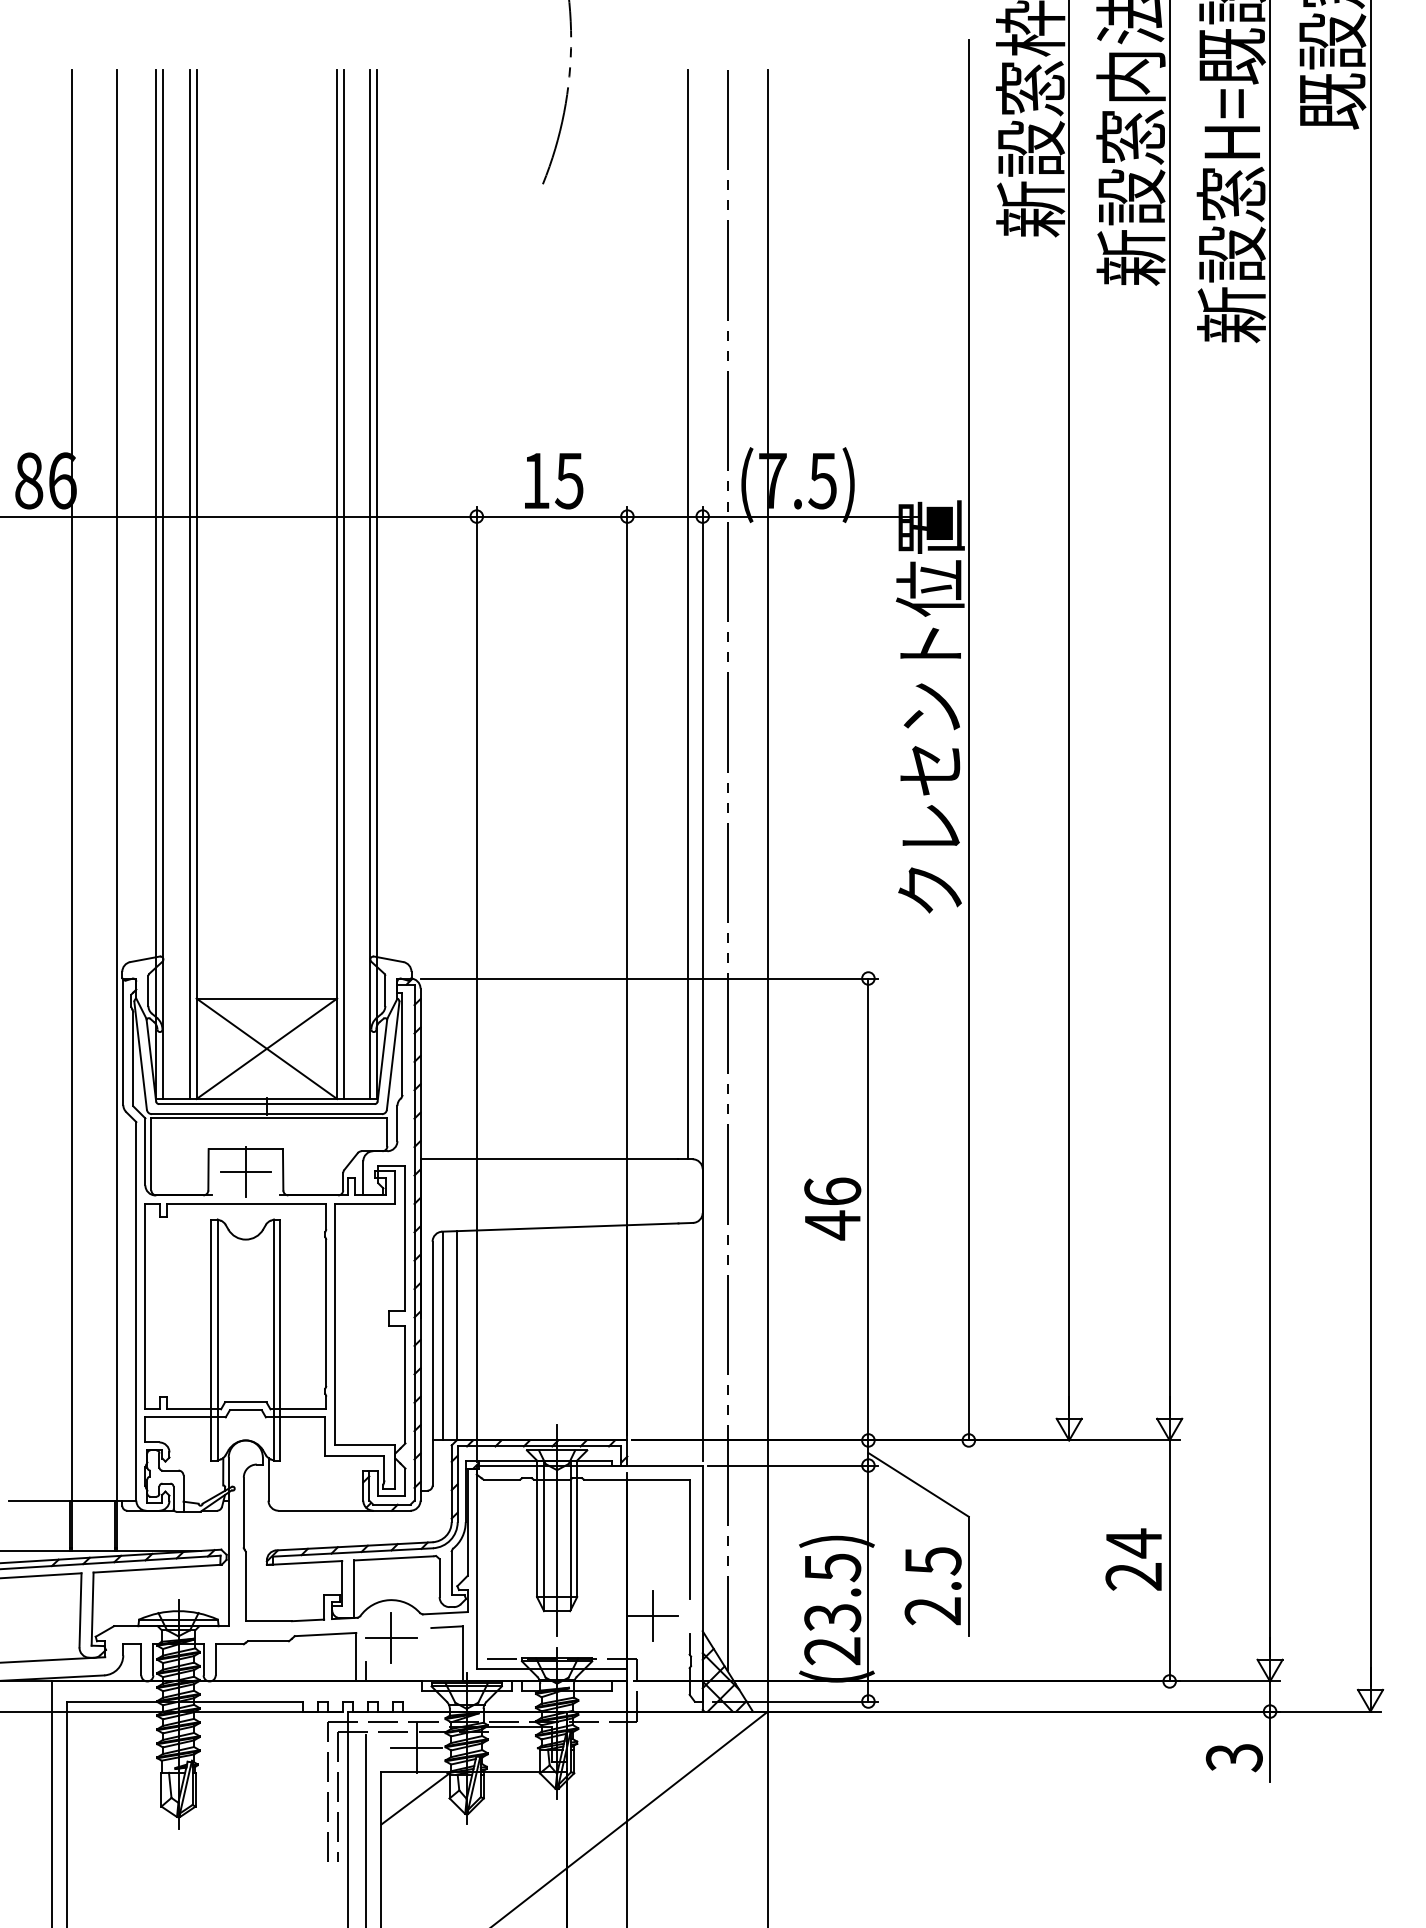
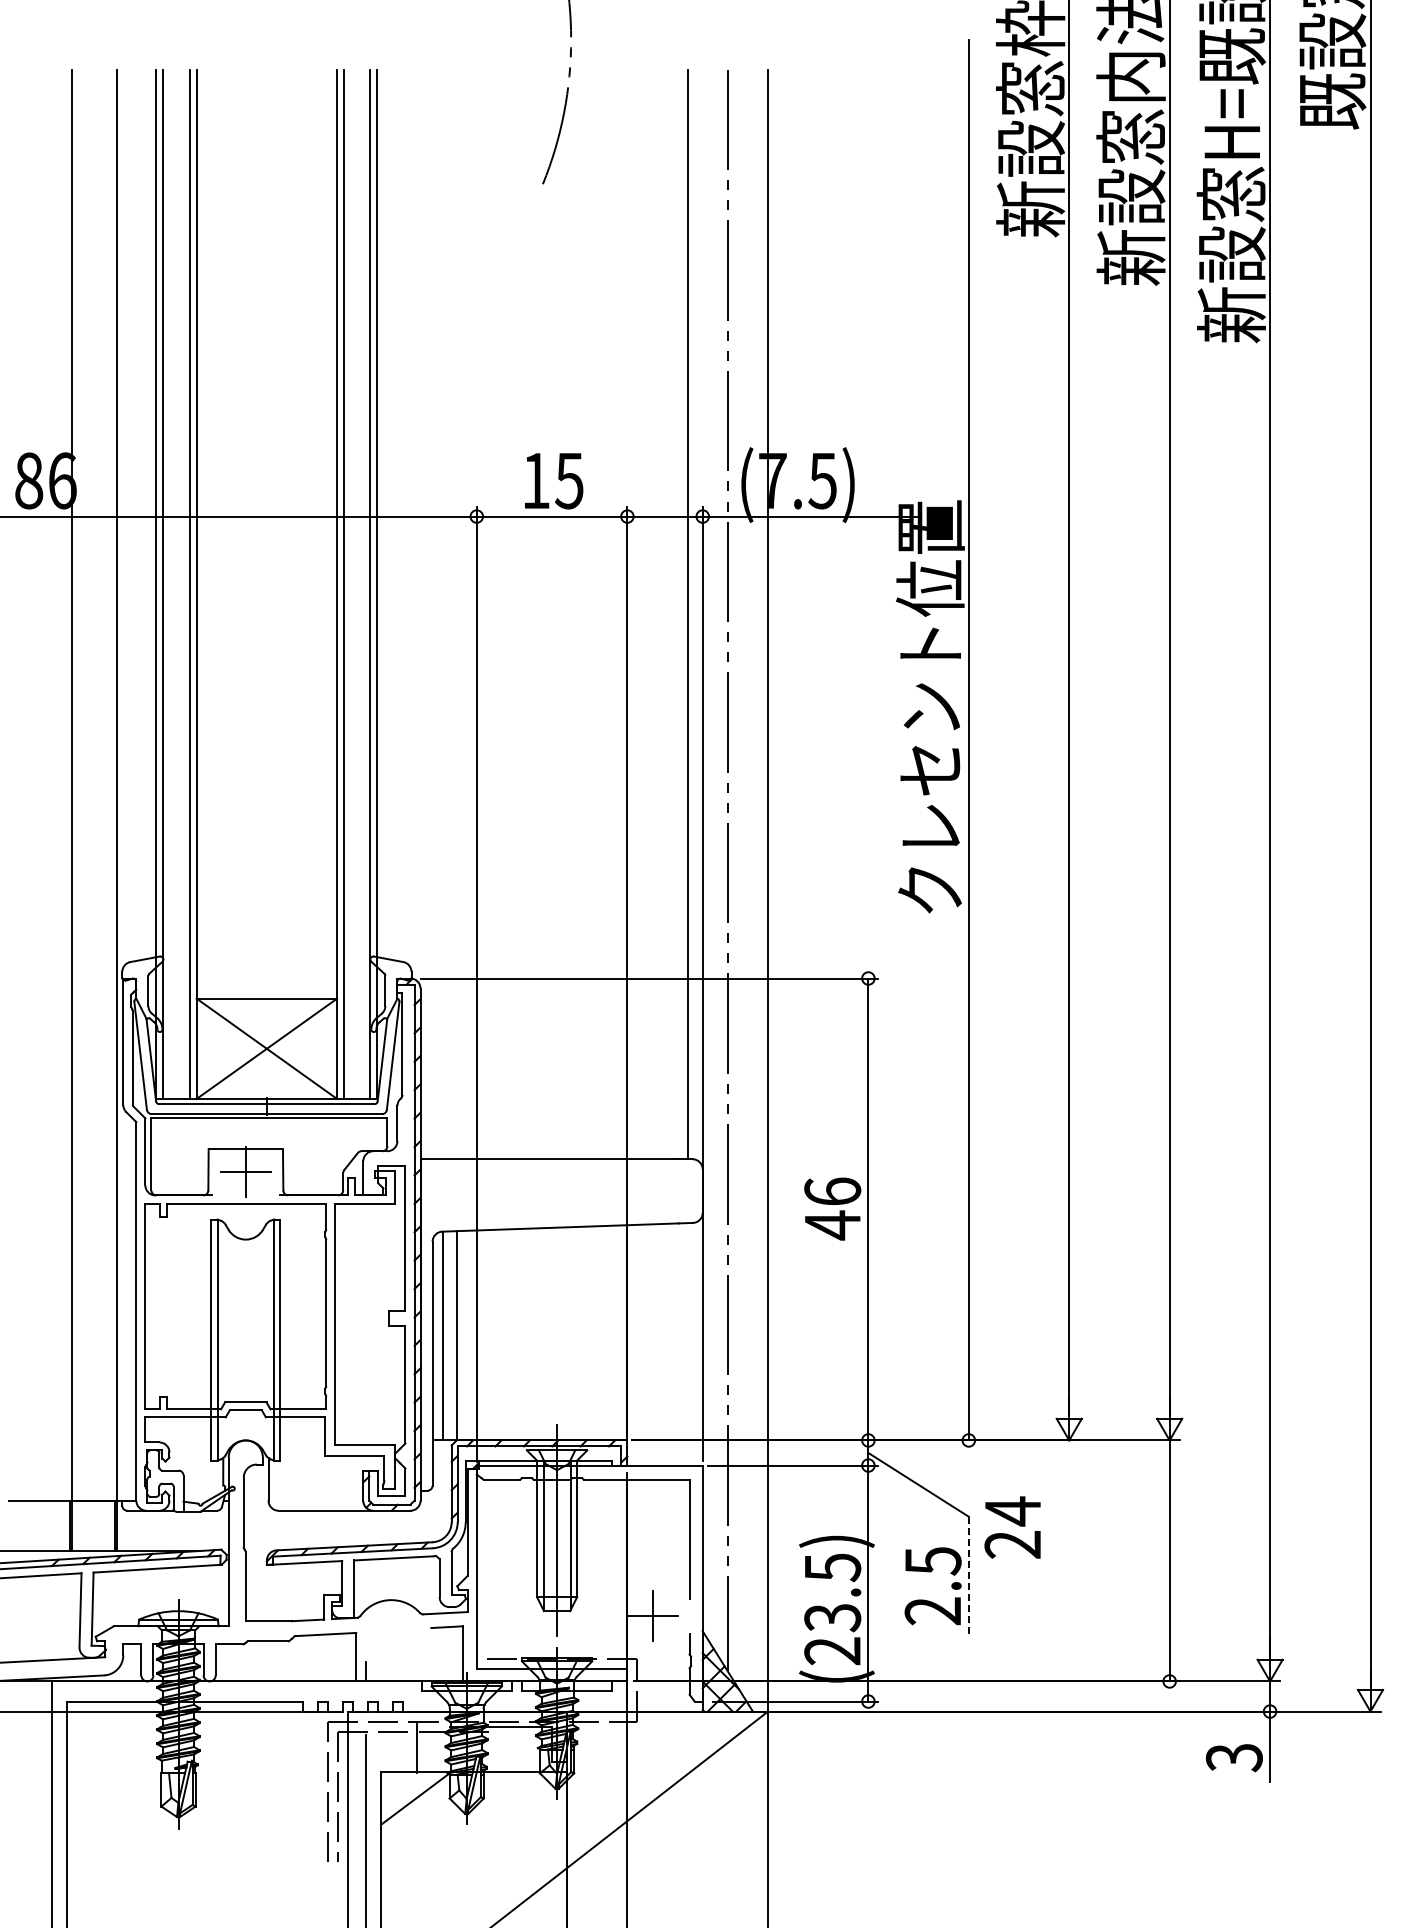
text position: (1133, 1559) -> (1012, 1527) (1012, 1527)
line: solid -> dashed (968, 1576)
part: present -> none (391, 1637)
line: present -> none (416, 1748)
